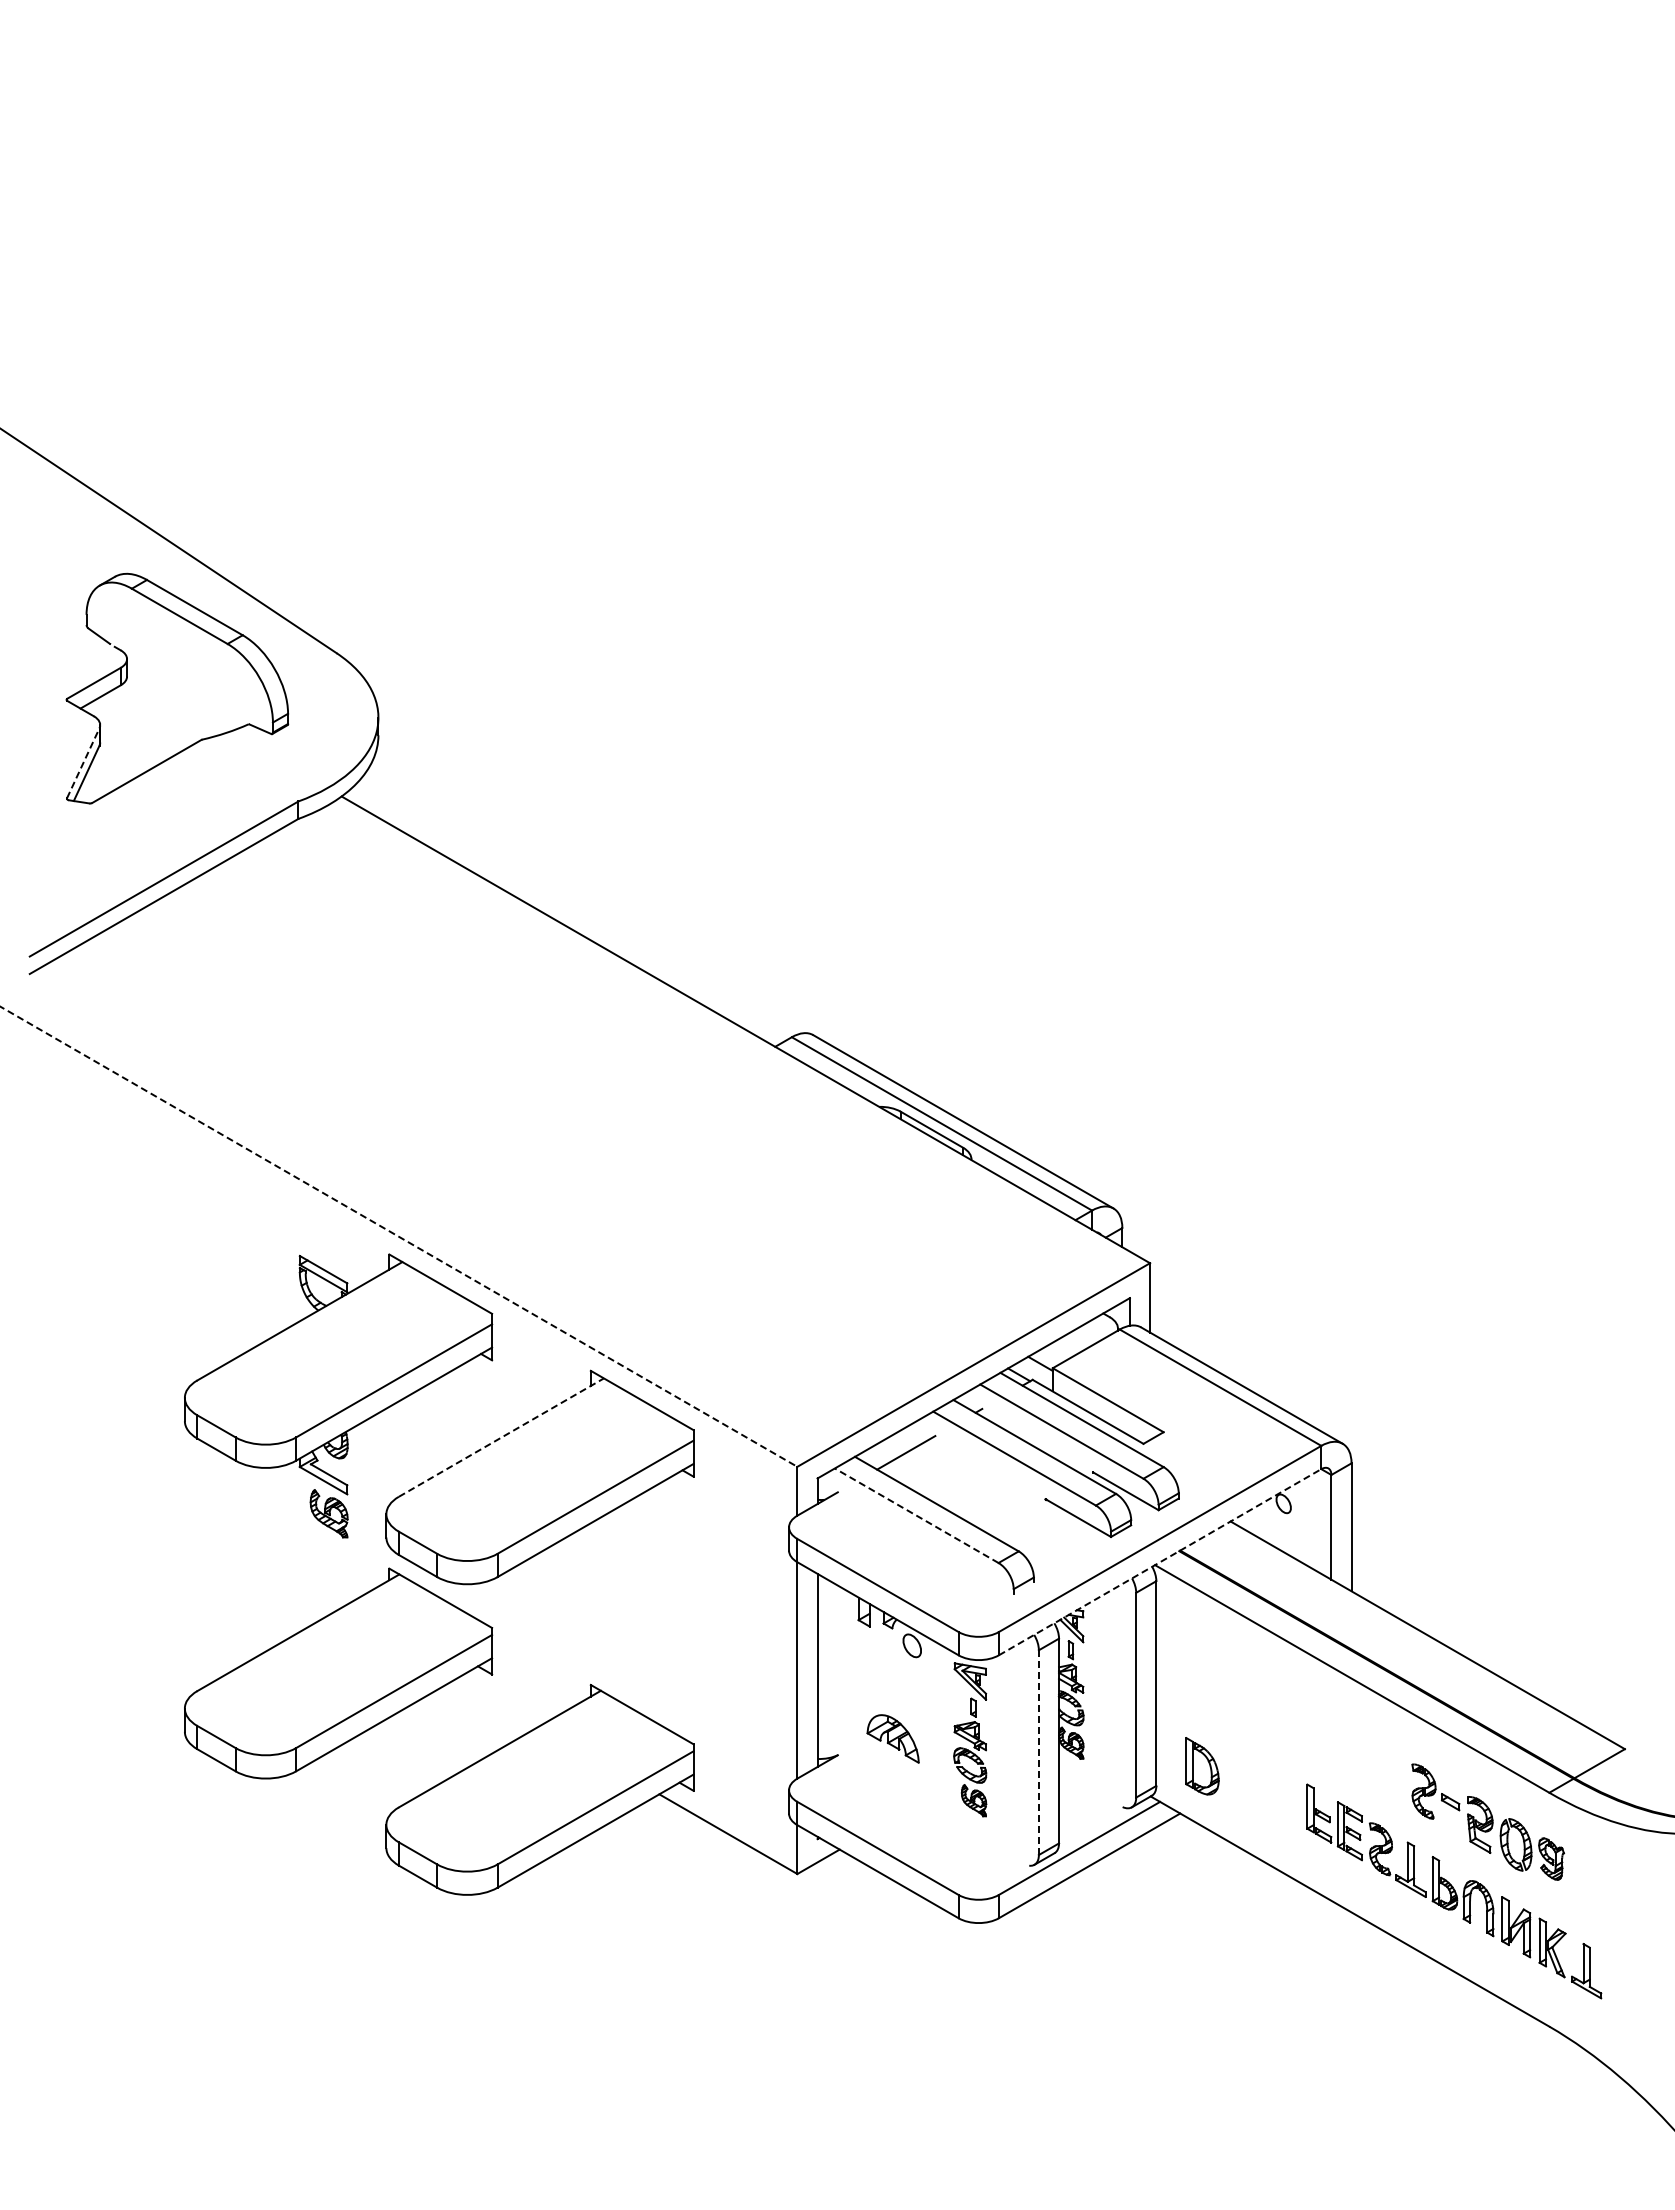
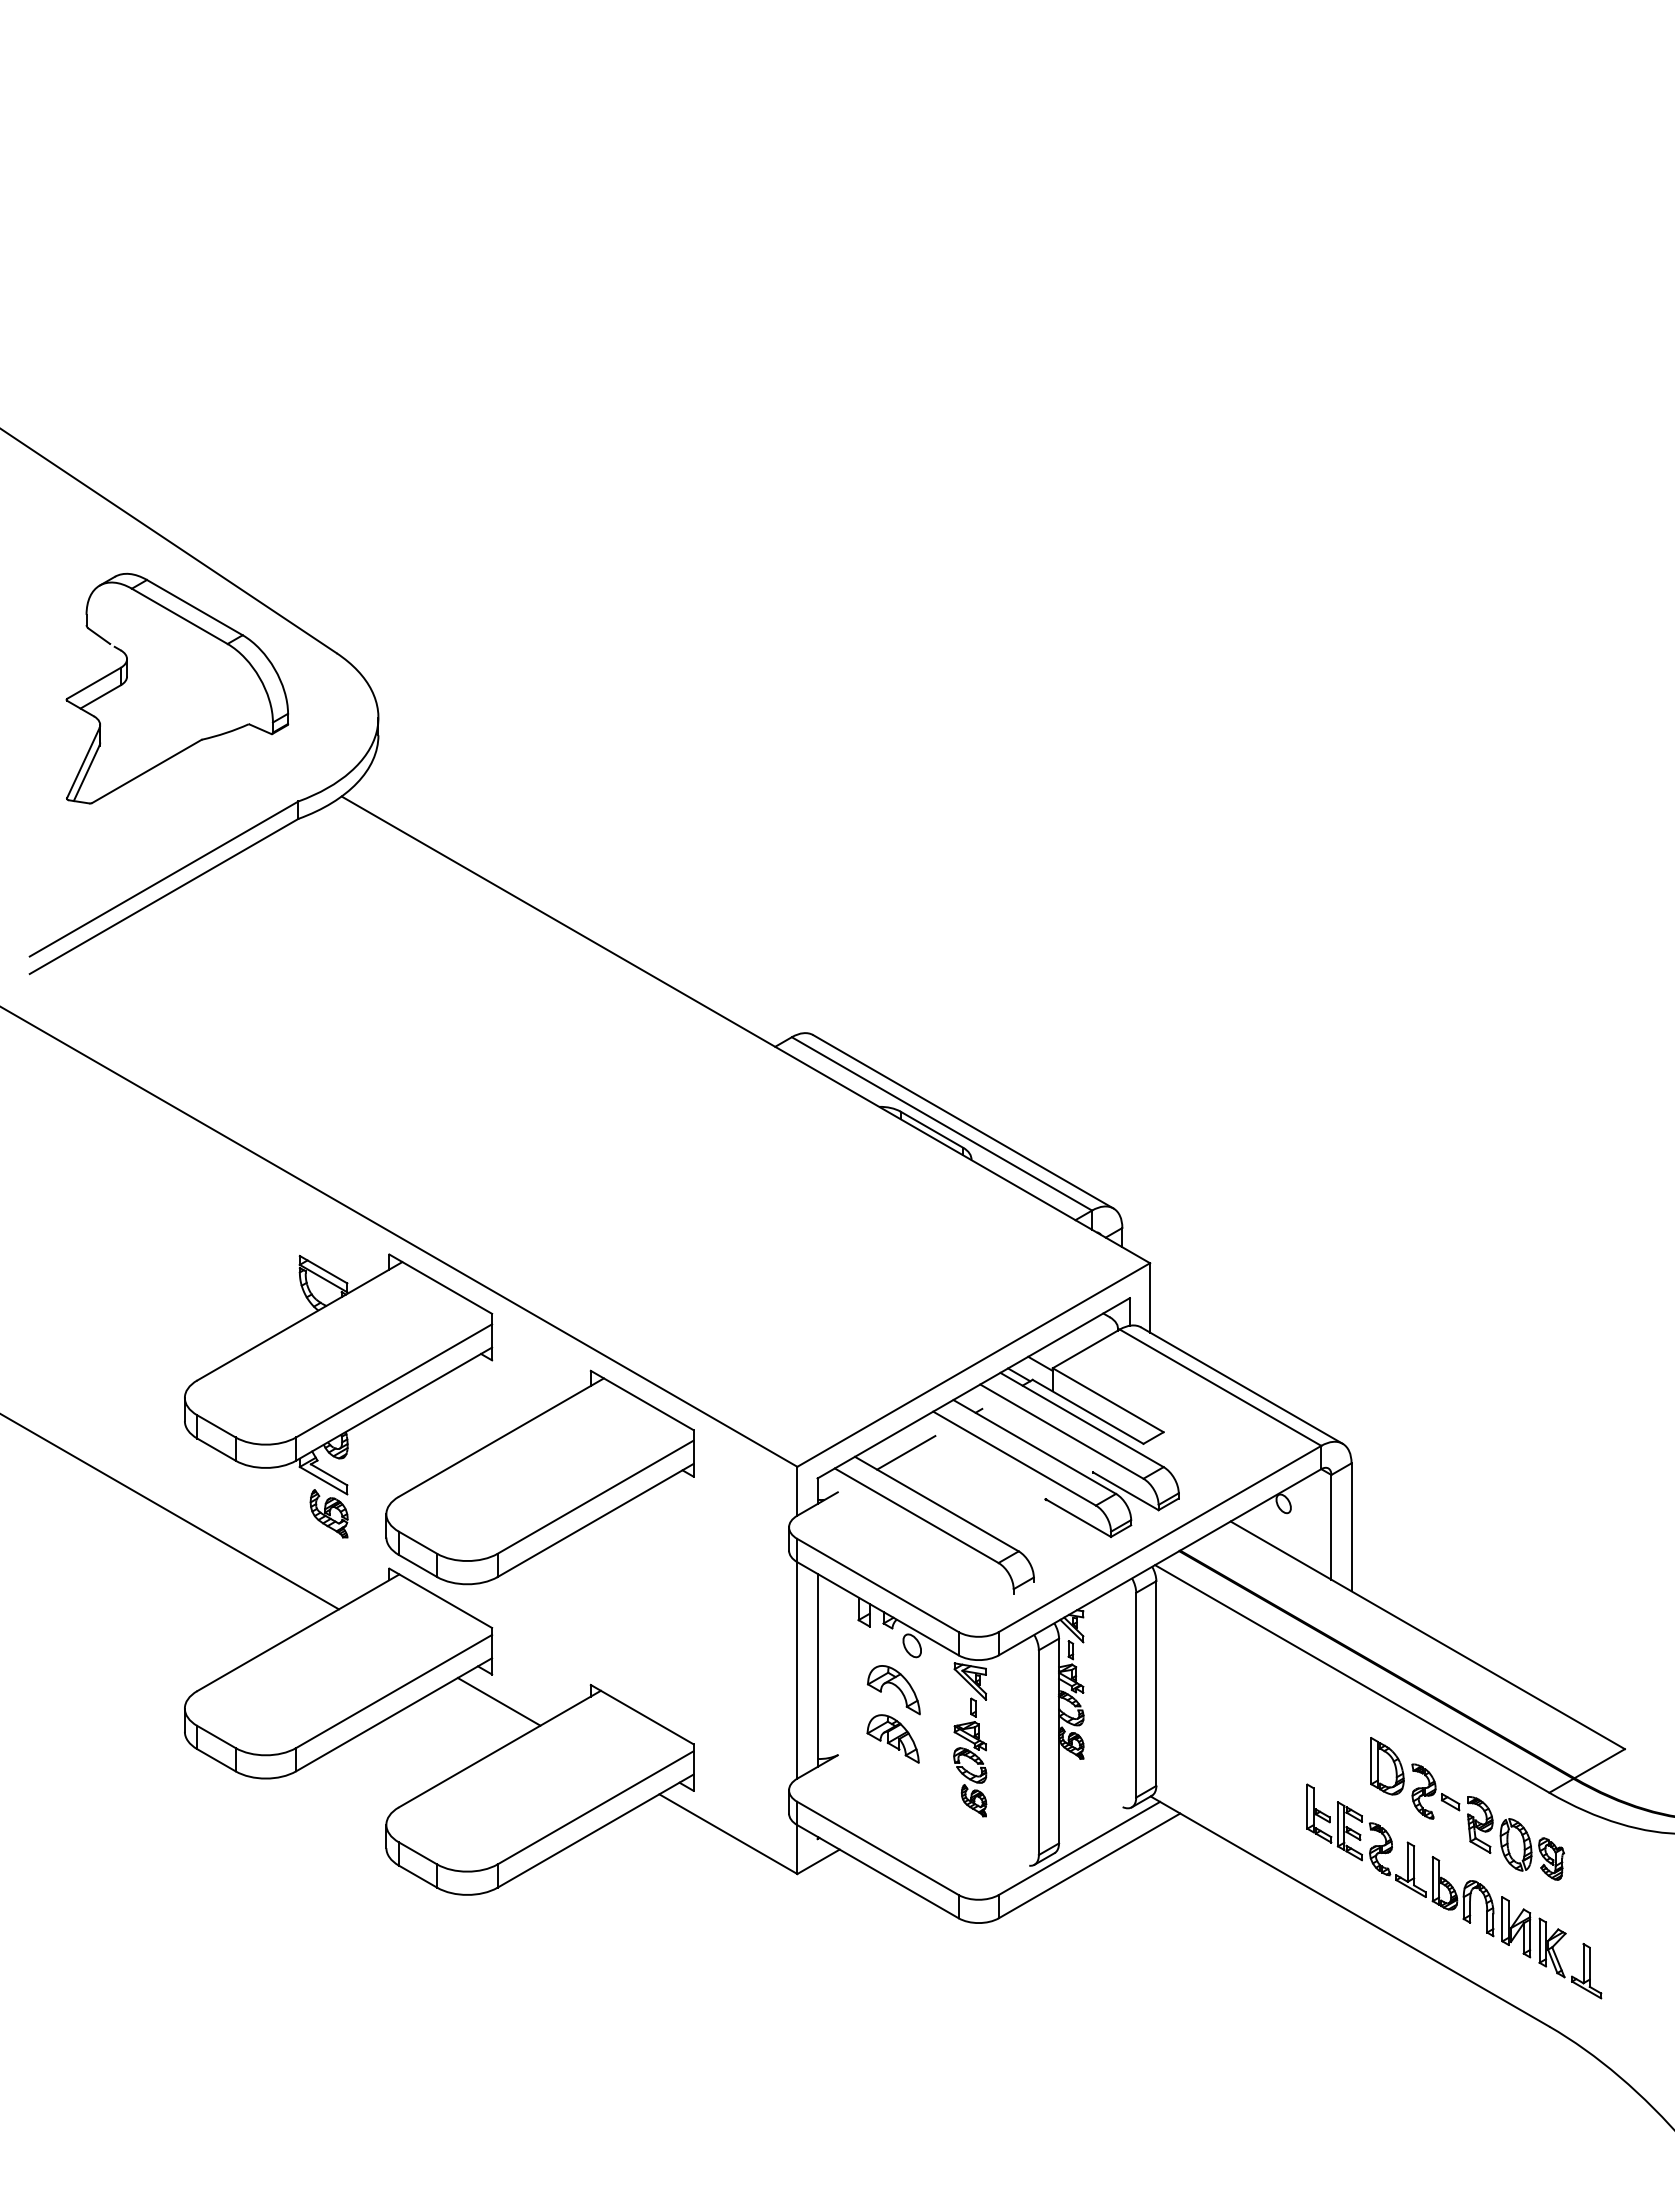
line: dashed -> solid (83, 763)
line: dashed -> solid (399, 1236)
line: dashed -> solid (501, 1437)
line: none -> present (170, 1512)
line: dashed -> solid (916, 1515)
line: dashed -> solid (1160, 1561)
part: none -> present (893, 1690)
line: none -> present (498, 1701)
line: dashed -> solid (1038, 1753)
part position: (1202, 1766) -> (1387, 1766) (1387, 1766)
